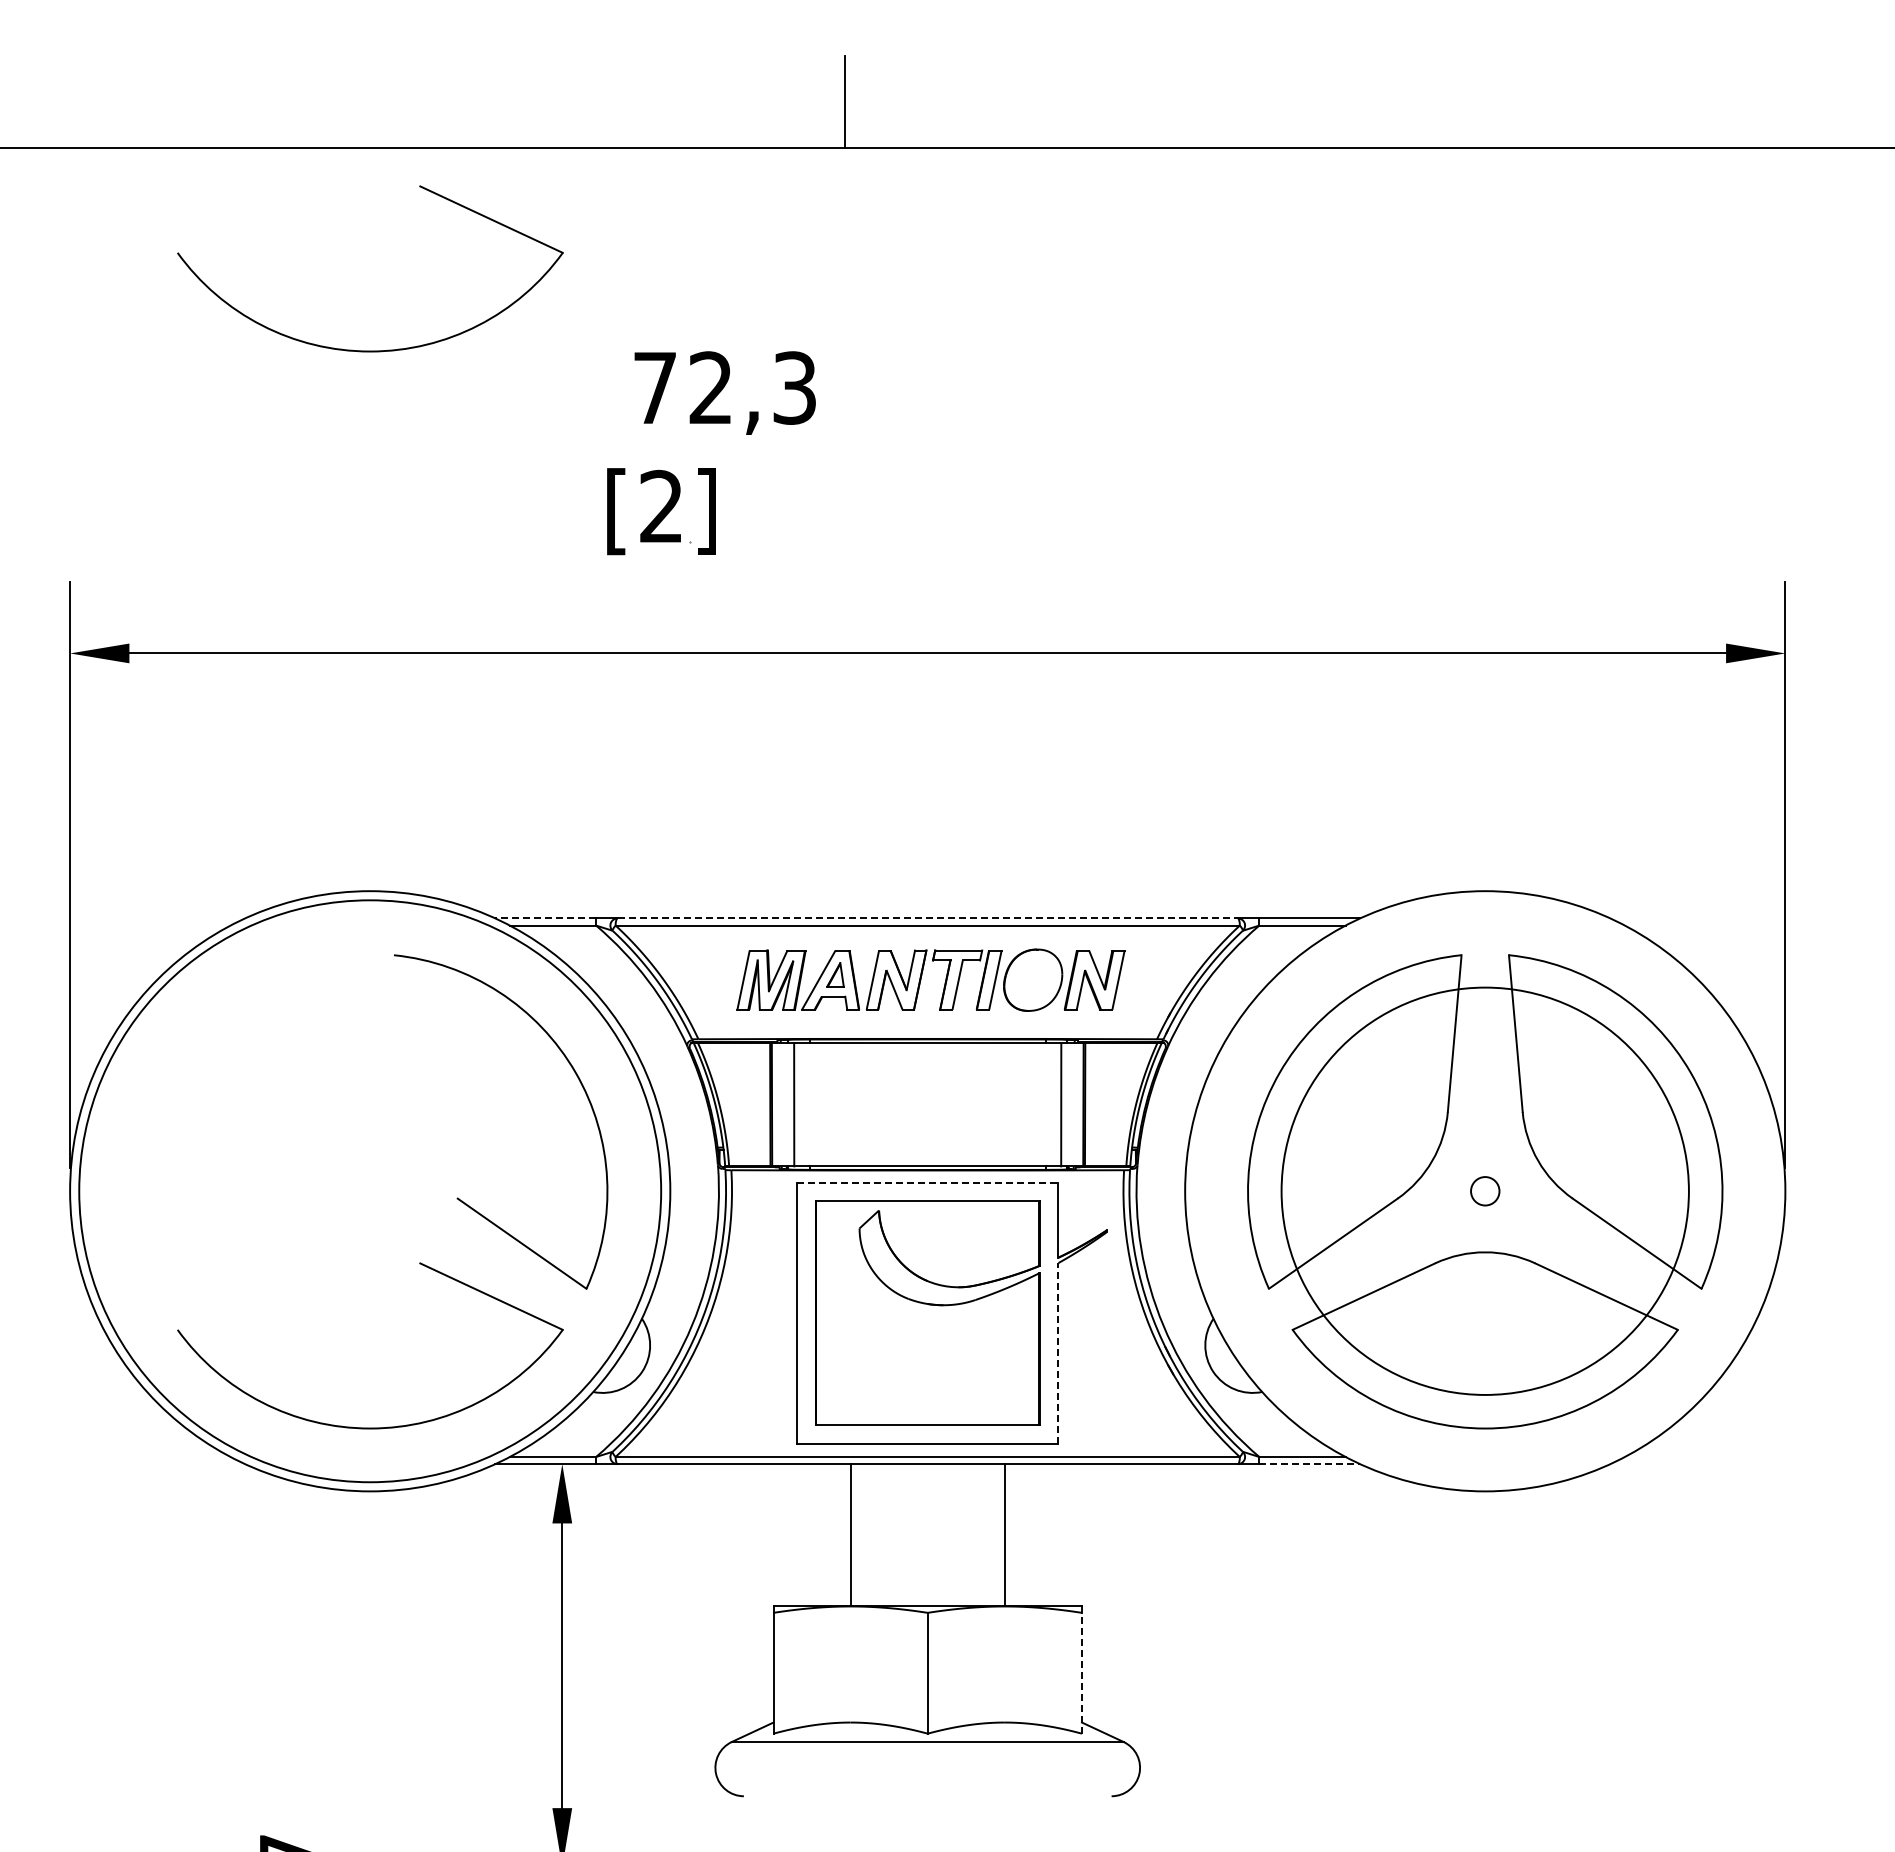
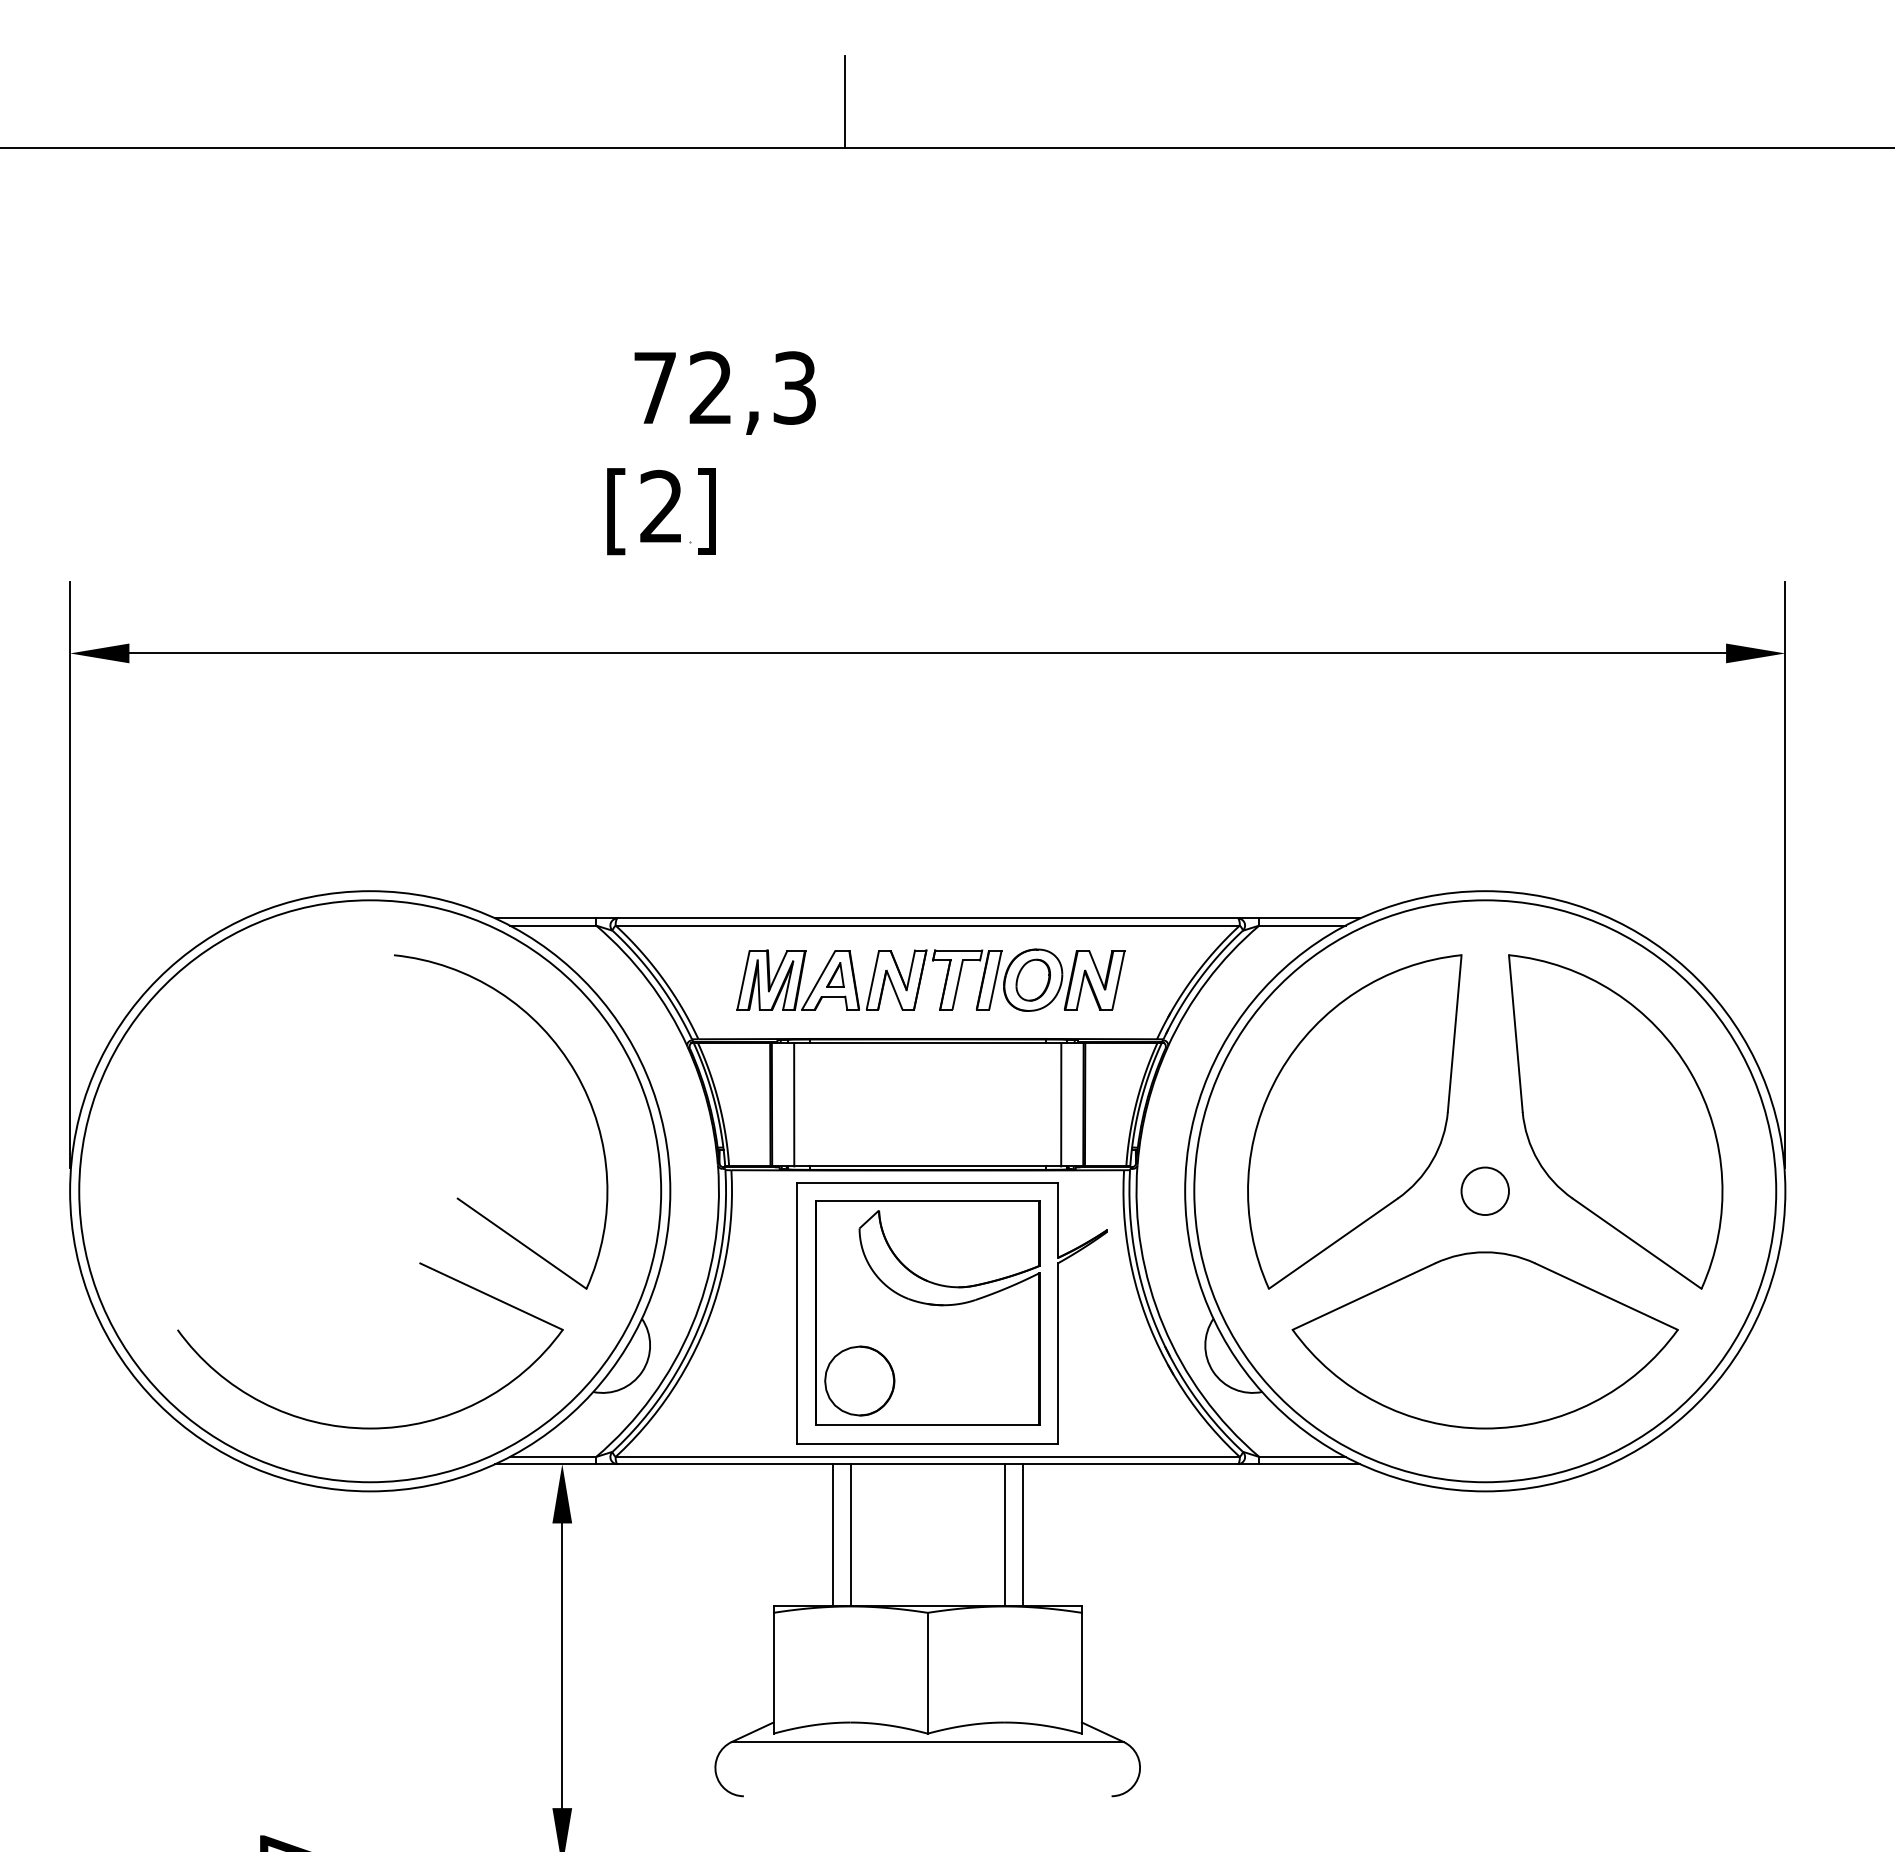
part: present -> none (370, 350)
line: dashed -> solid (545, 918)
line: dashed -> solid (928, 918)
part: none -> present (1032, 979)
line: dashed -> solid (927, 1182)
circle diameter: 407 px -> 582 px (1485, 1191)
circle diameter: 28 px -> 47 px (1484, 1191)
line: dashed -> solid (1058, 1352)
part: none -> present (859, 1380)
line: dashed -> solid (1310, 1464)
line: none -> present (832, 1535)
line: none -> present (1022, 1535)
line: dashed -> solid (1081, 1672)
